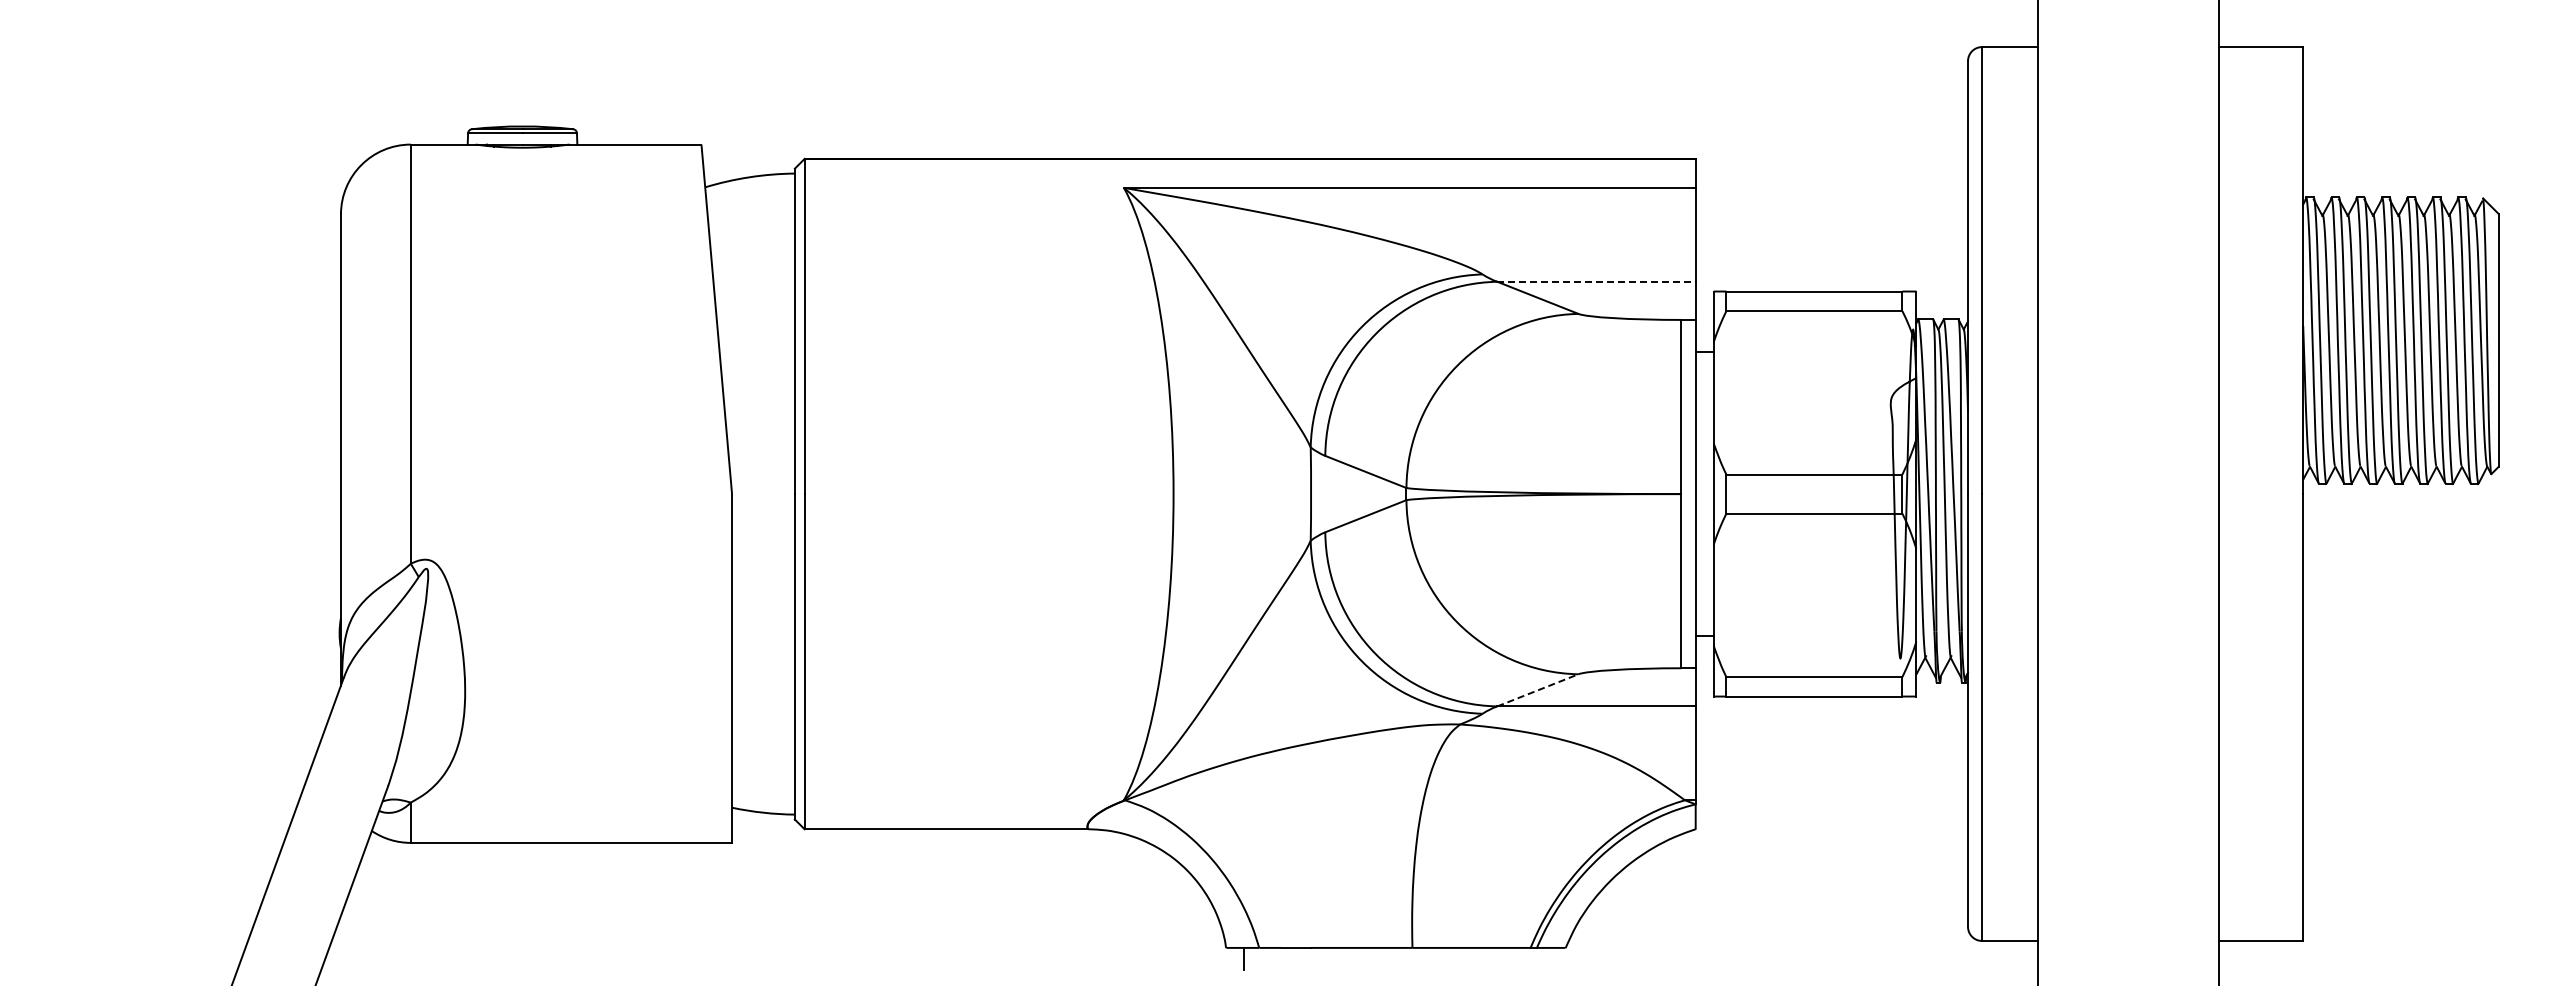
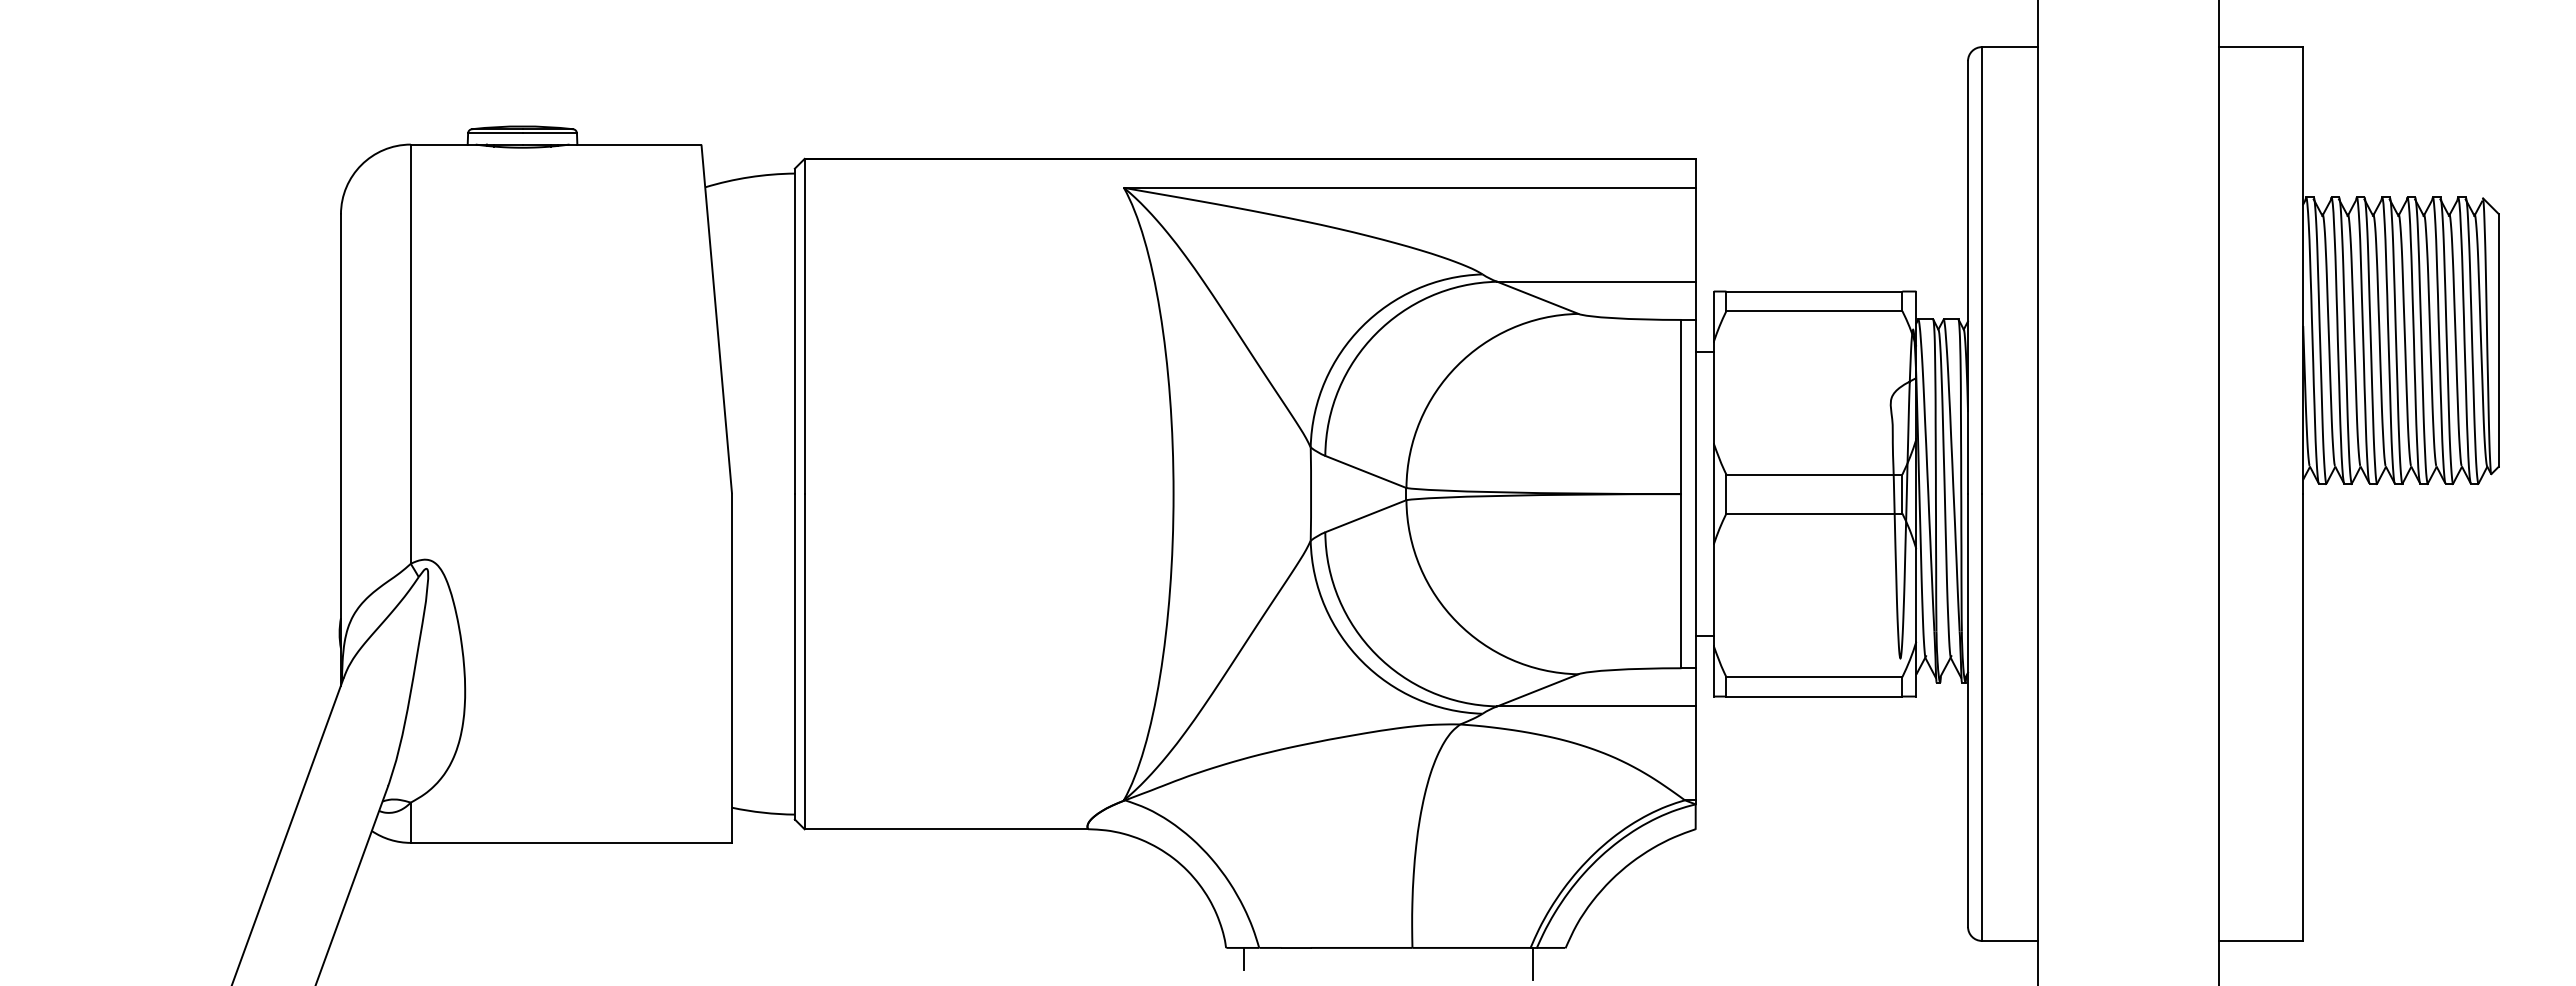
line: dashed -> solid (1596, 281)
line: dashed -> solid (1537, 690)
line: none -> present (1532, 963)
